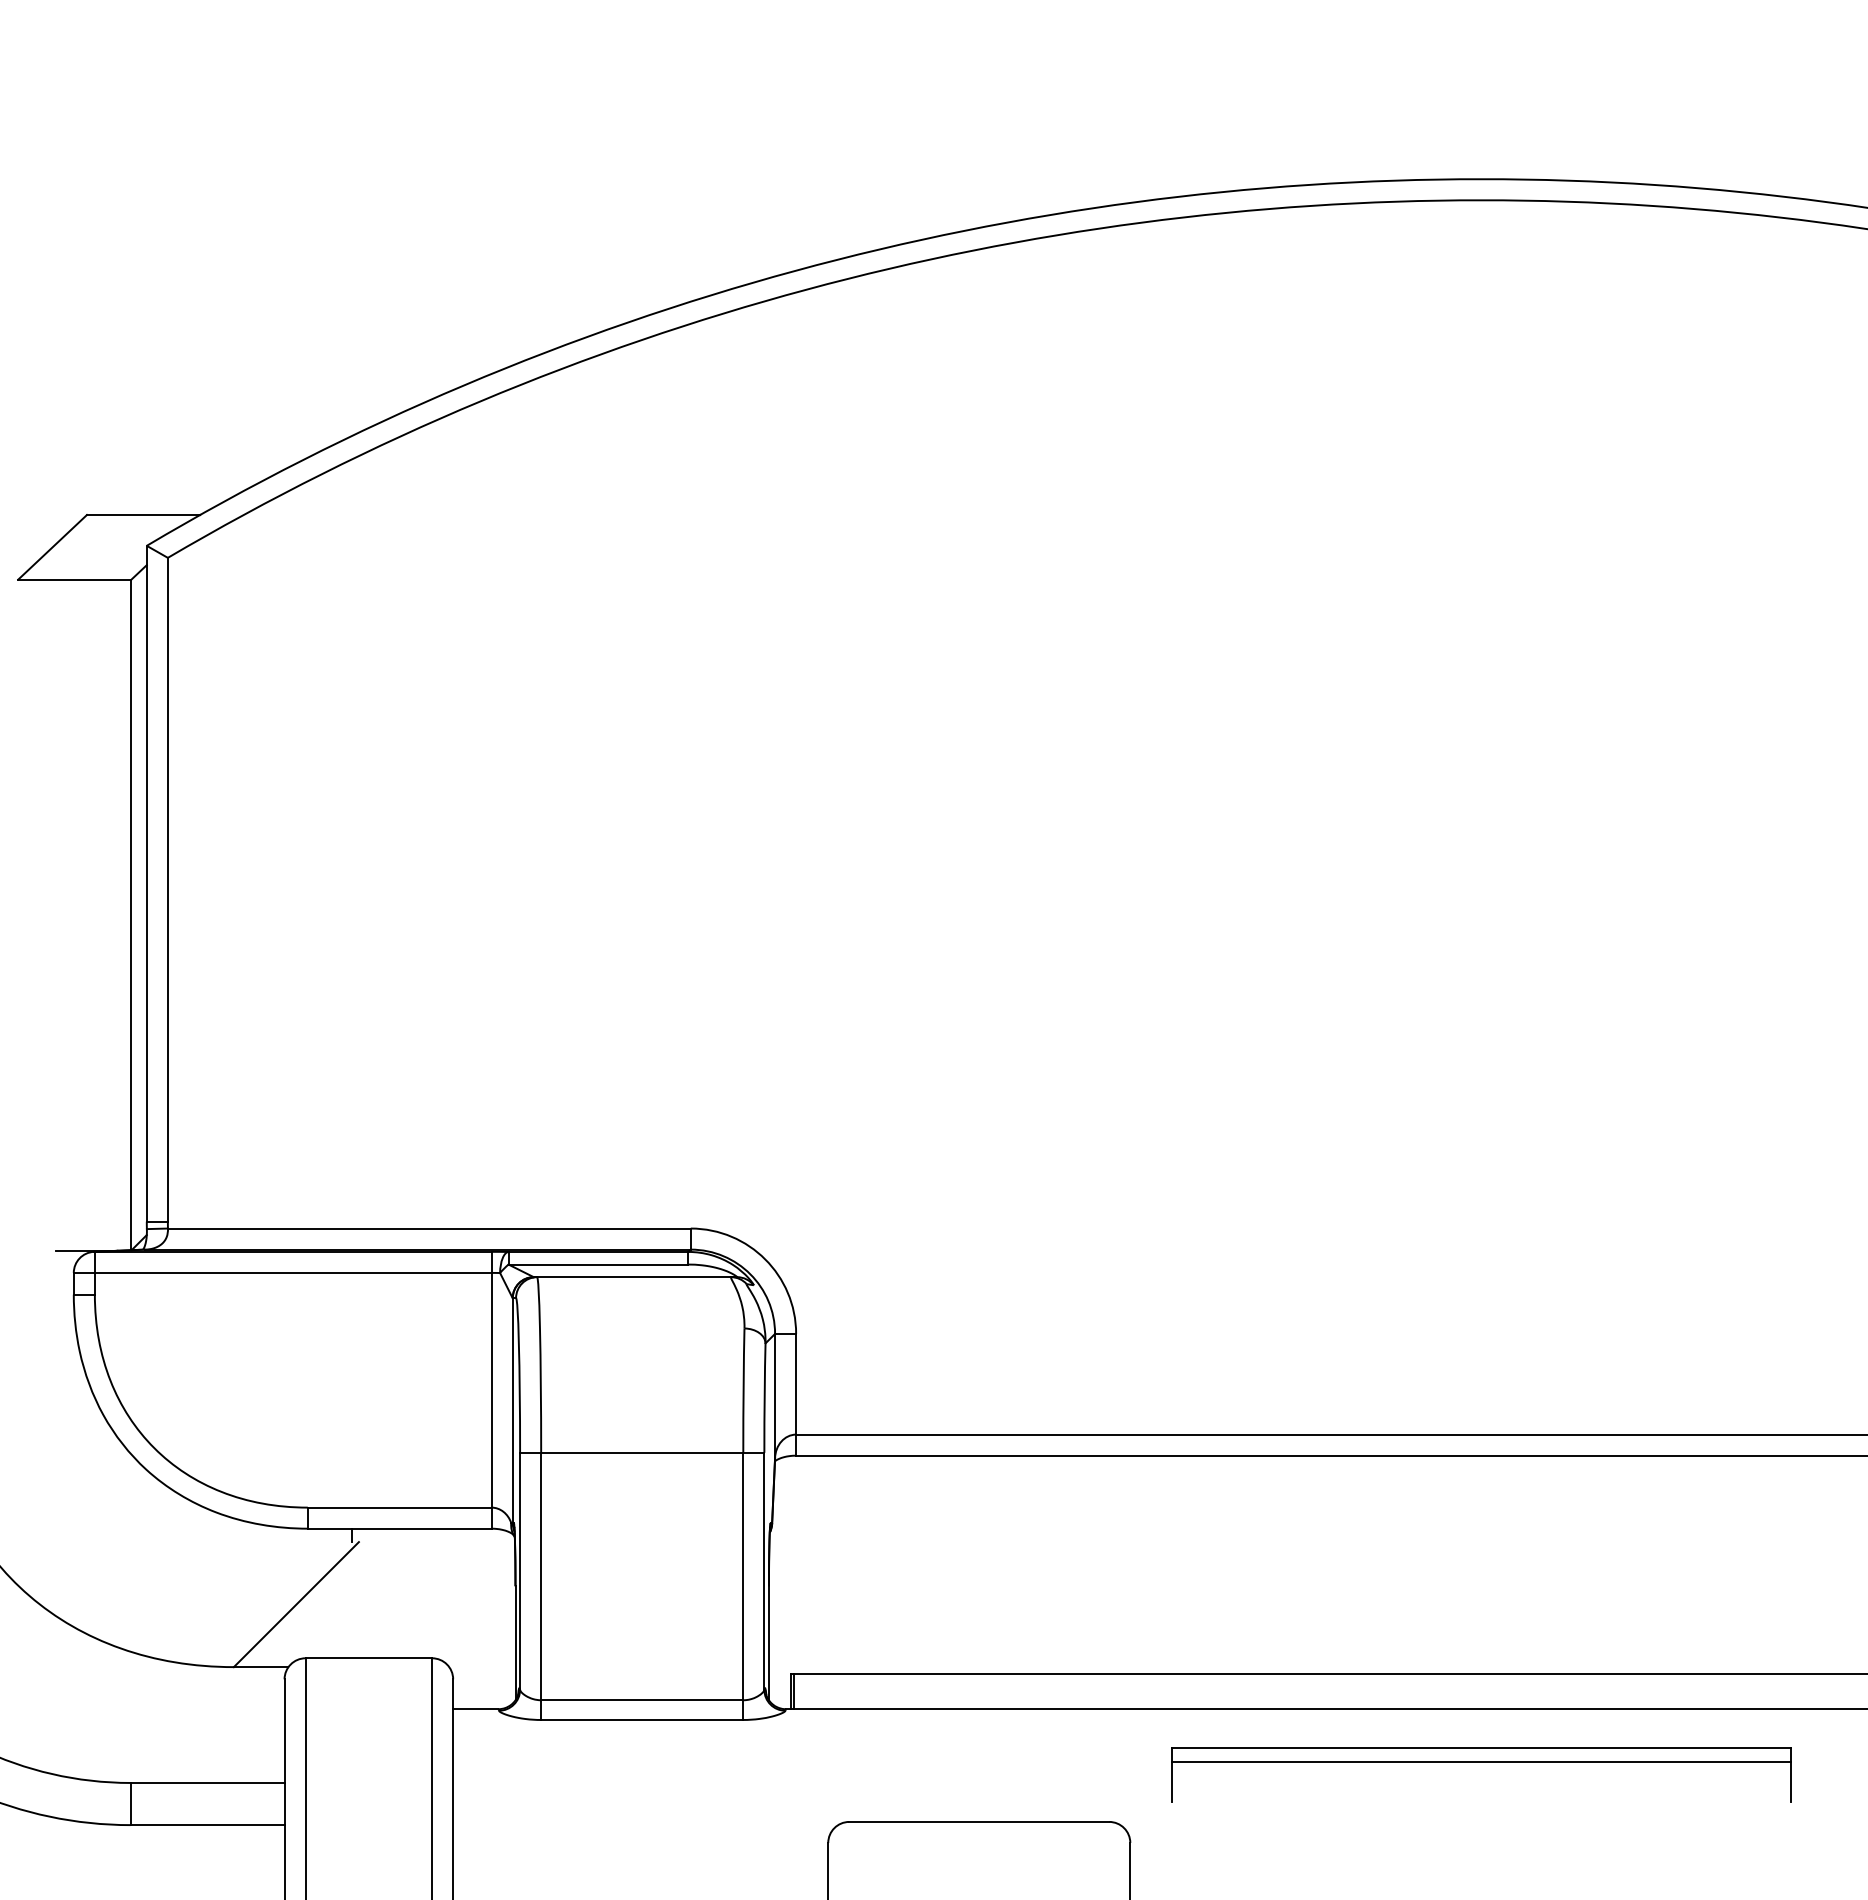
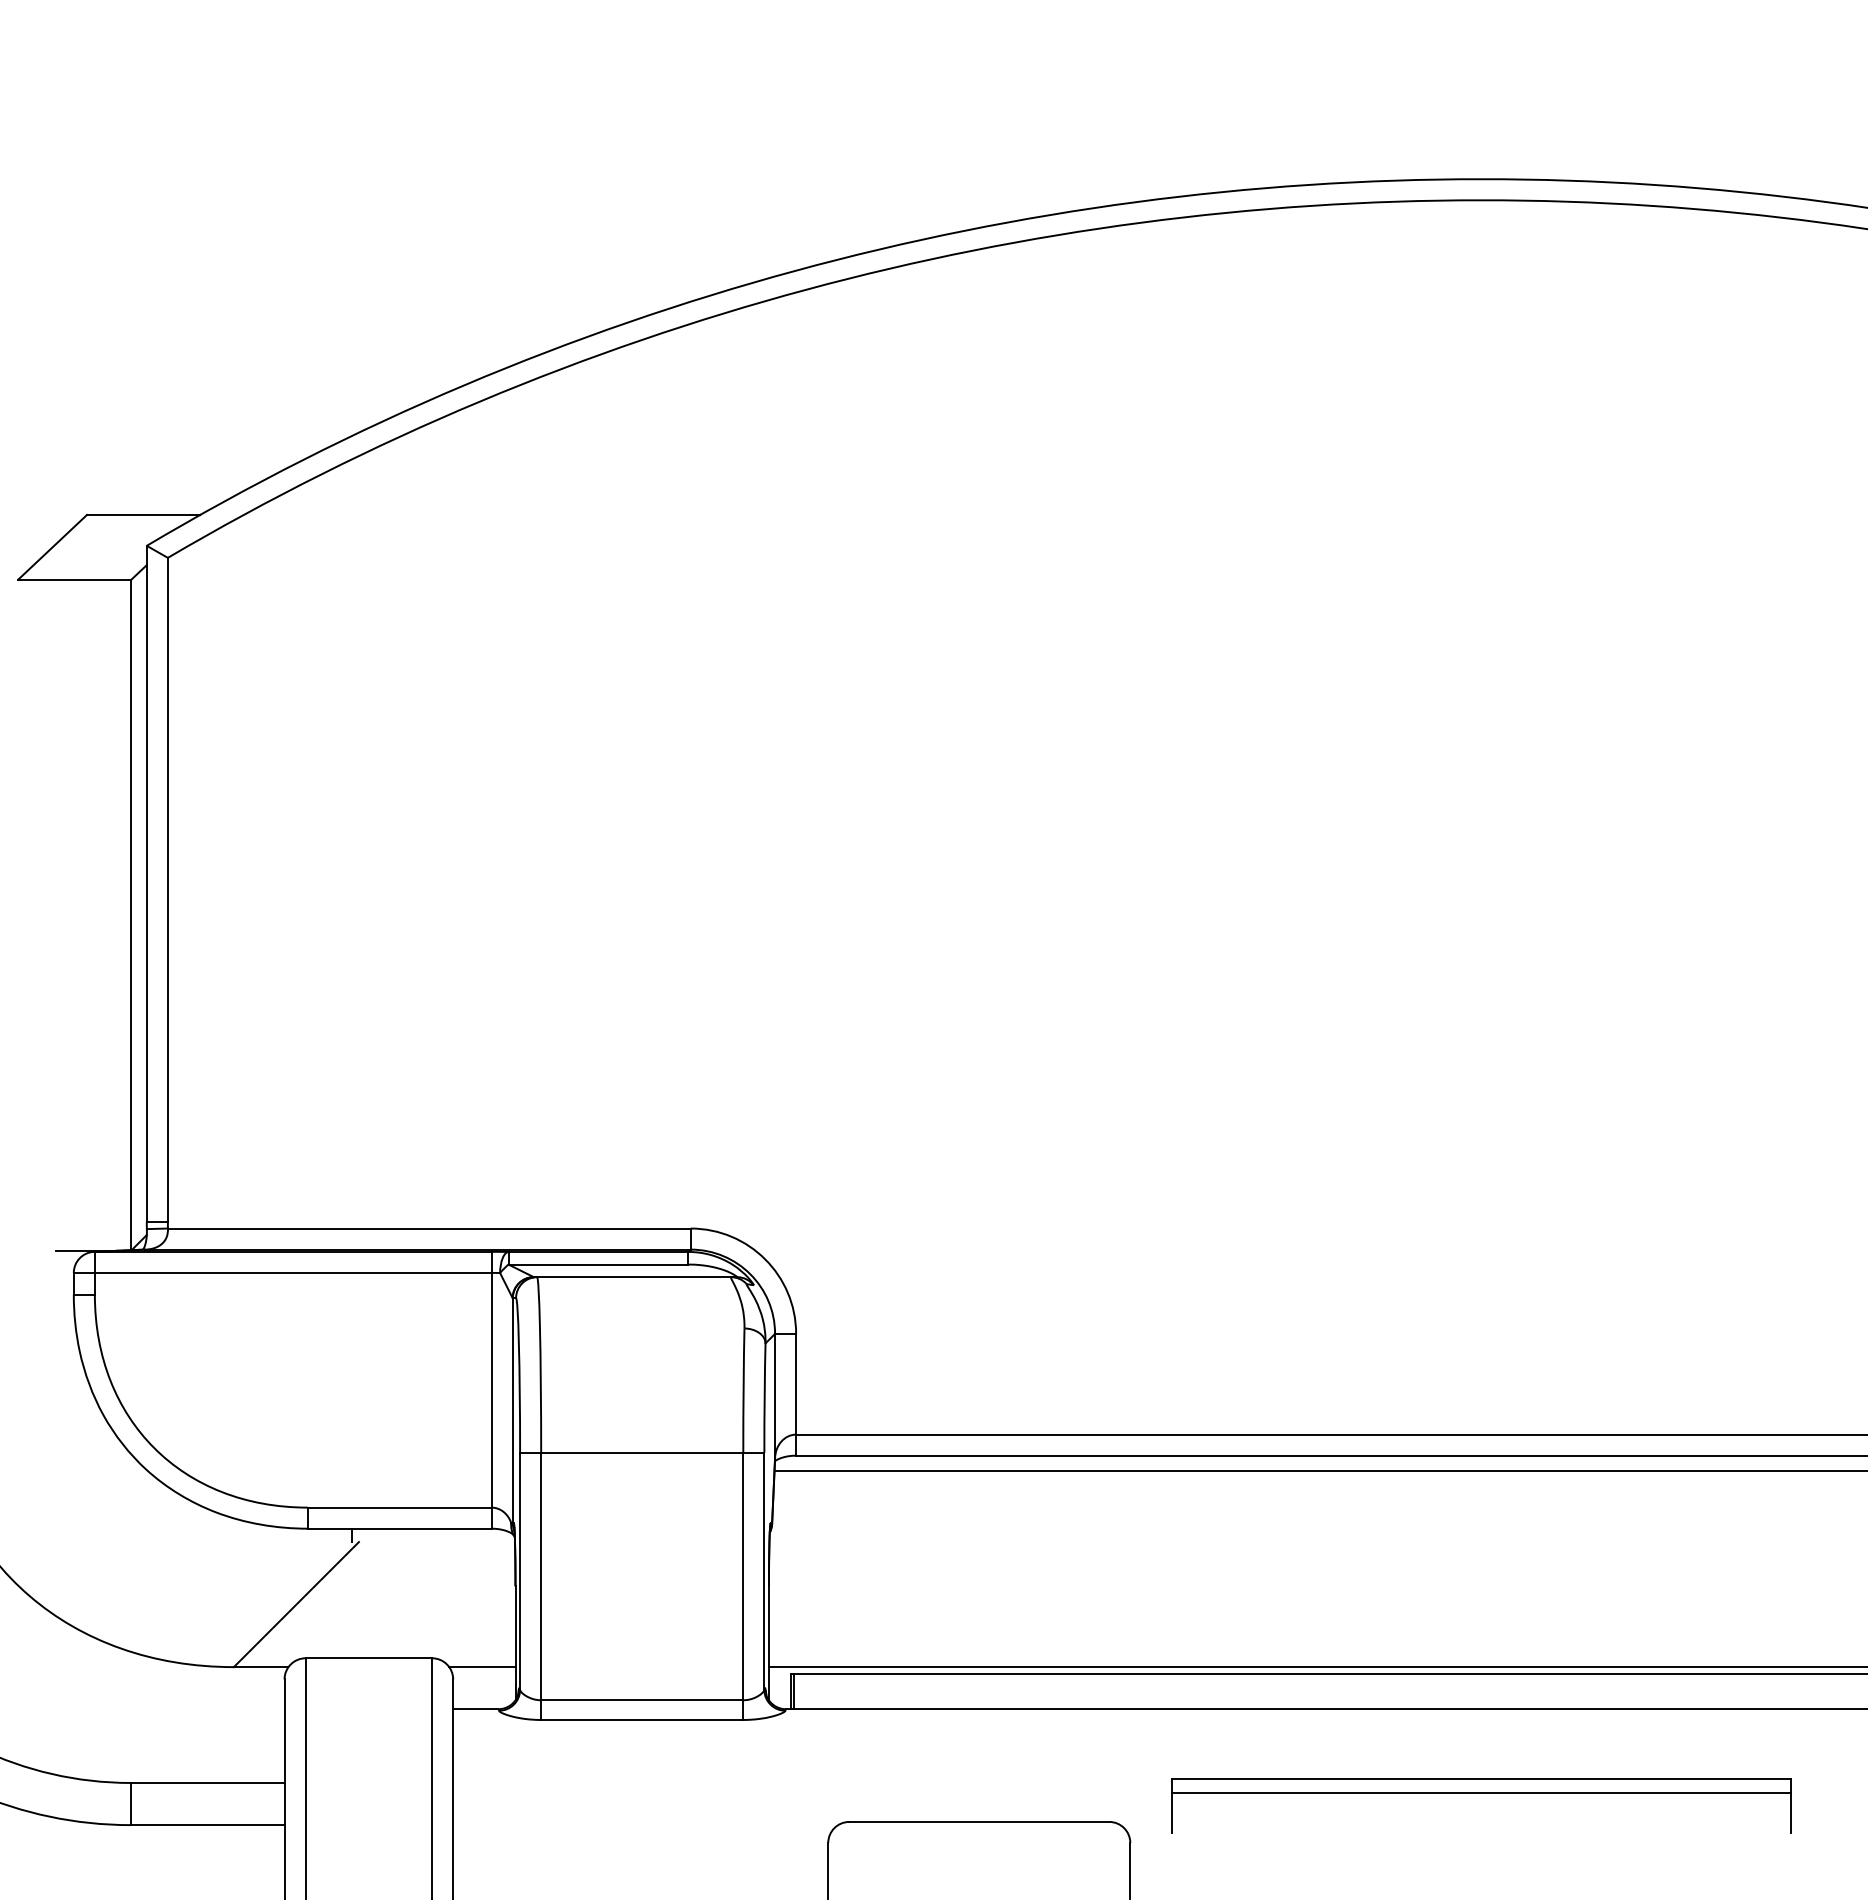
line: none -> present (1319, 1471)
line: none -> present (482, 1667)
line: none -> present (1316, 1667)
part position: (1481, 1762) -> (1481, 1793) (1481, 1793)
